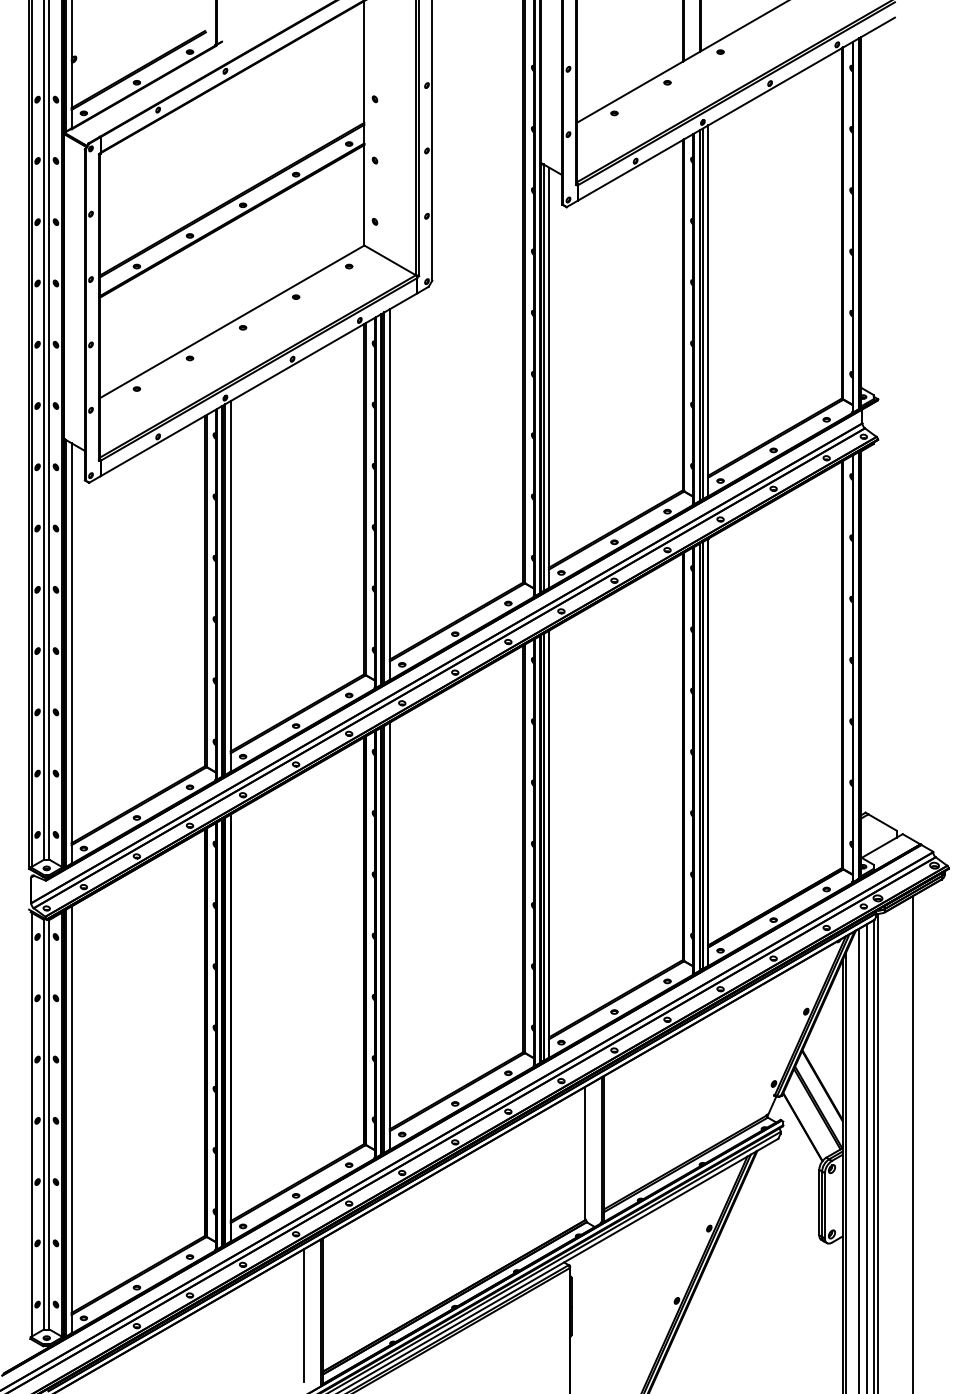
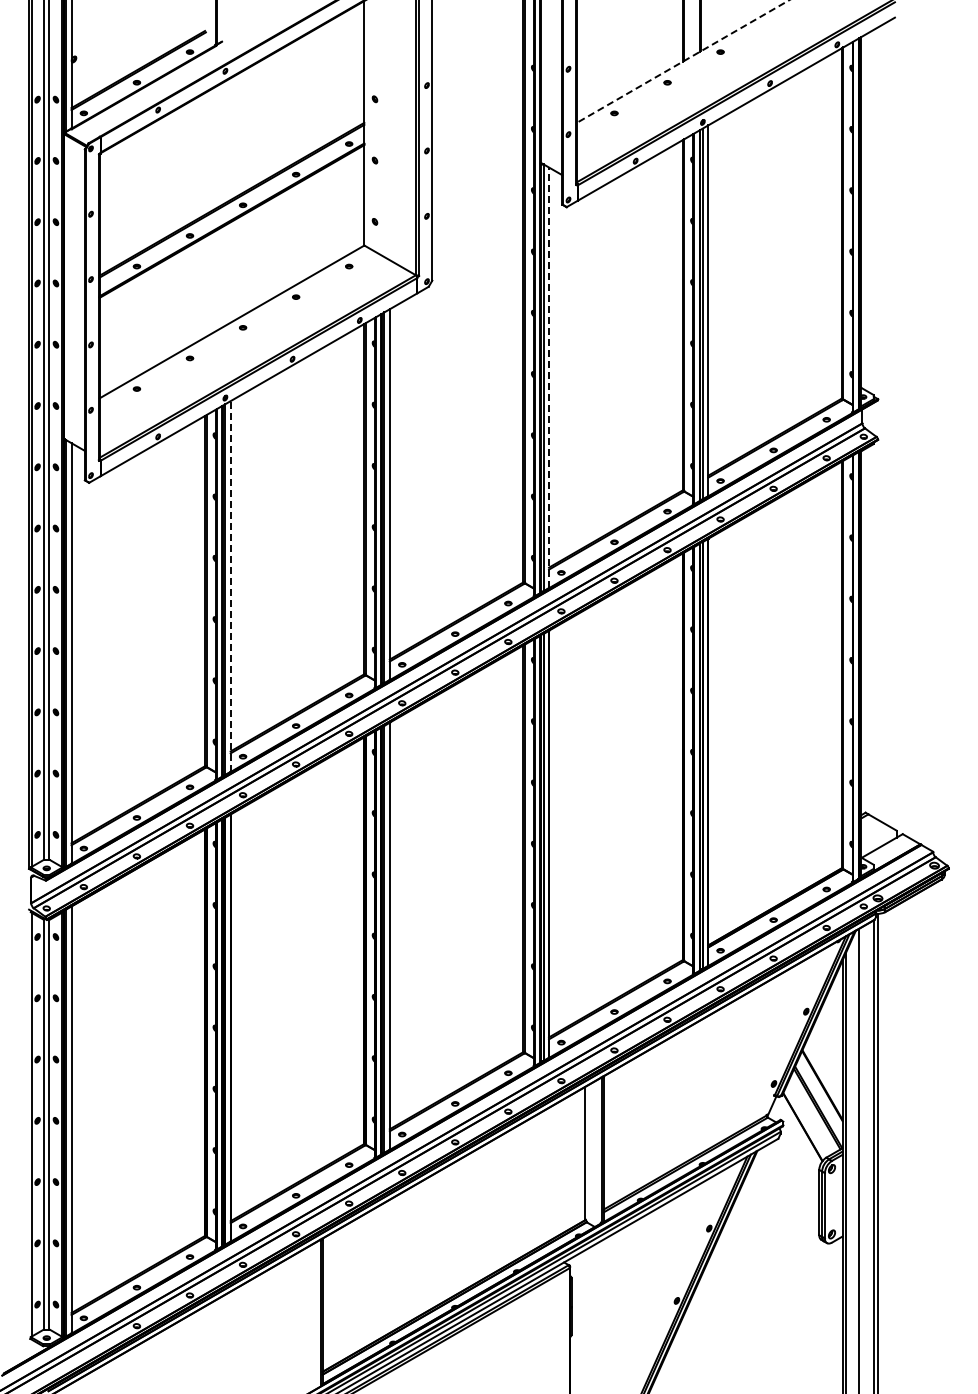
line: solid -> dashed (682, 61)
line: solid -> dashed (549, 377)
line: solid -> dashed (230, 586)
line: present -> none (913, 1142)
line: present -> none (867, 1157)
line: present -> none (304, 1315)
